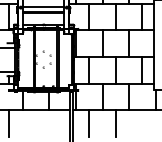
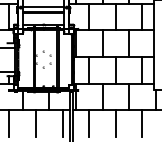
line: none -> present (36, 123)
line: none -> present (62, 123)
line: none -> present (142, 123)
